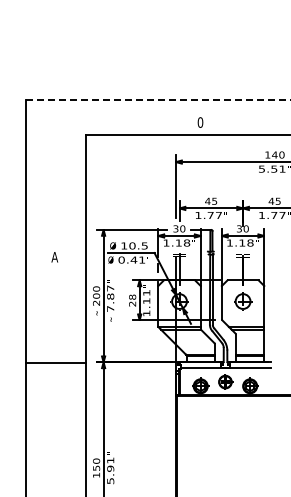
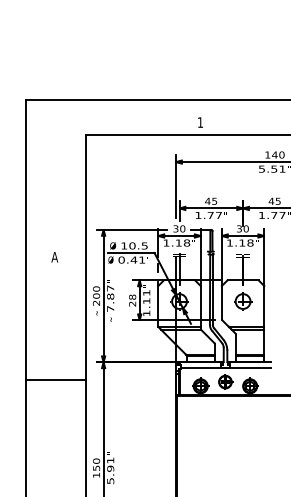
line: dashed -> solid (158, 99)
text: 0 -> 1 (200, 122)
line position: (55, 362) -> (55, 379) (55, 379)
